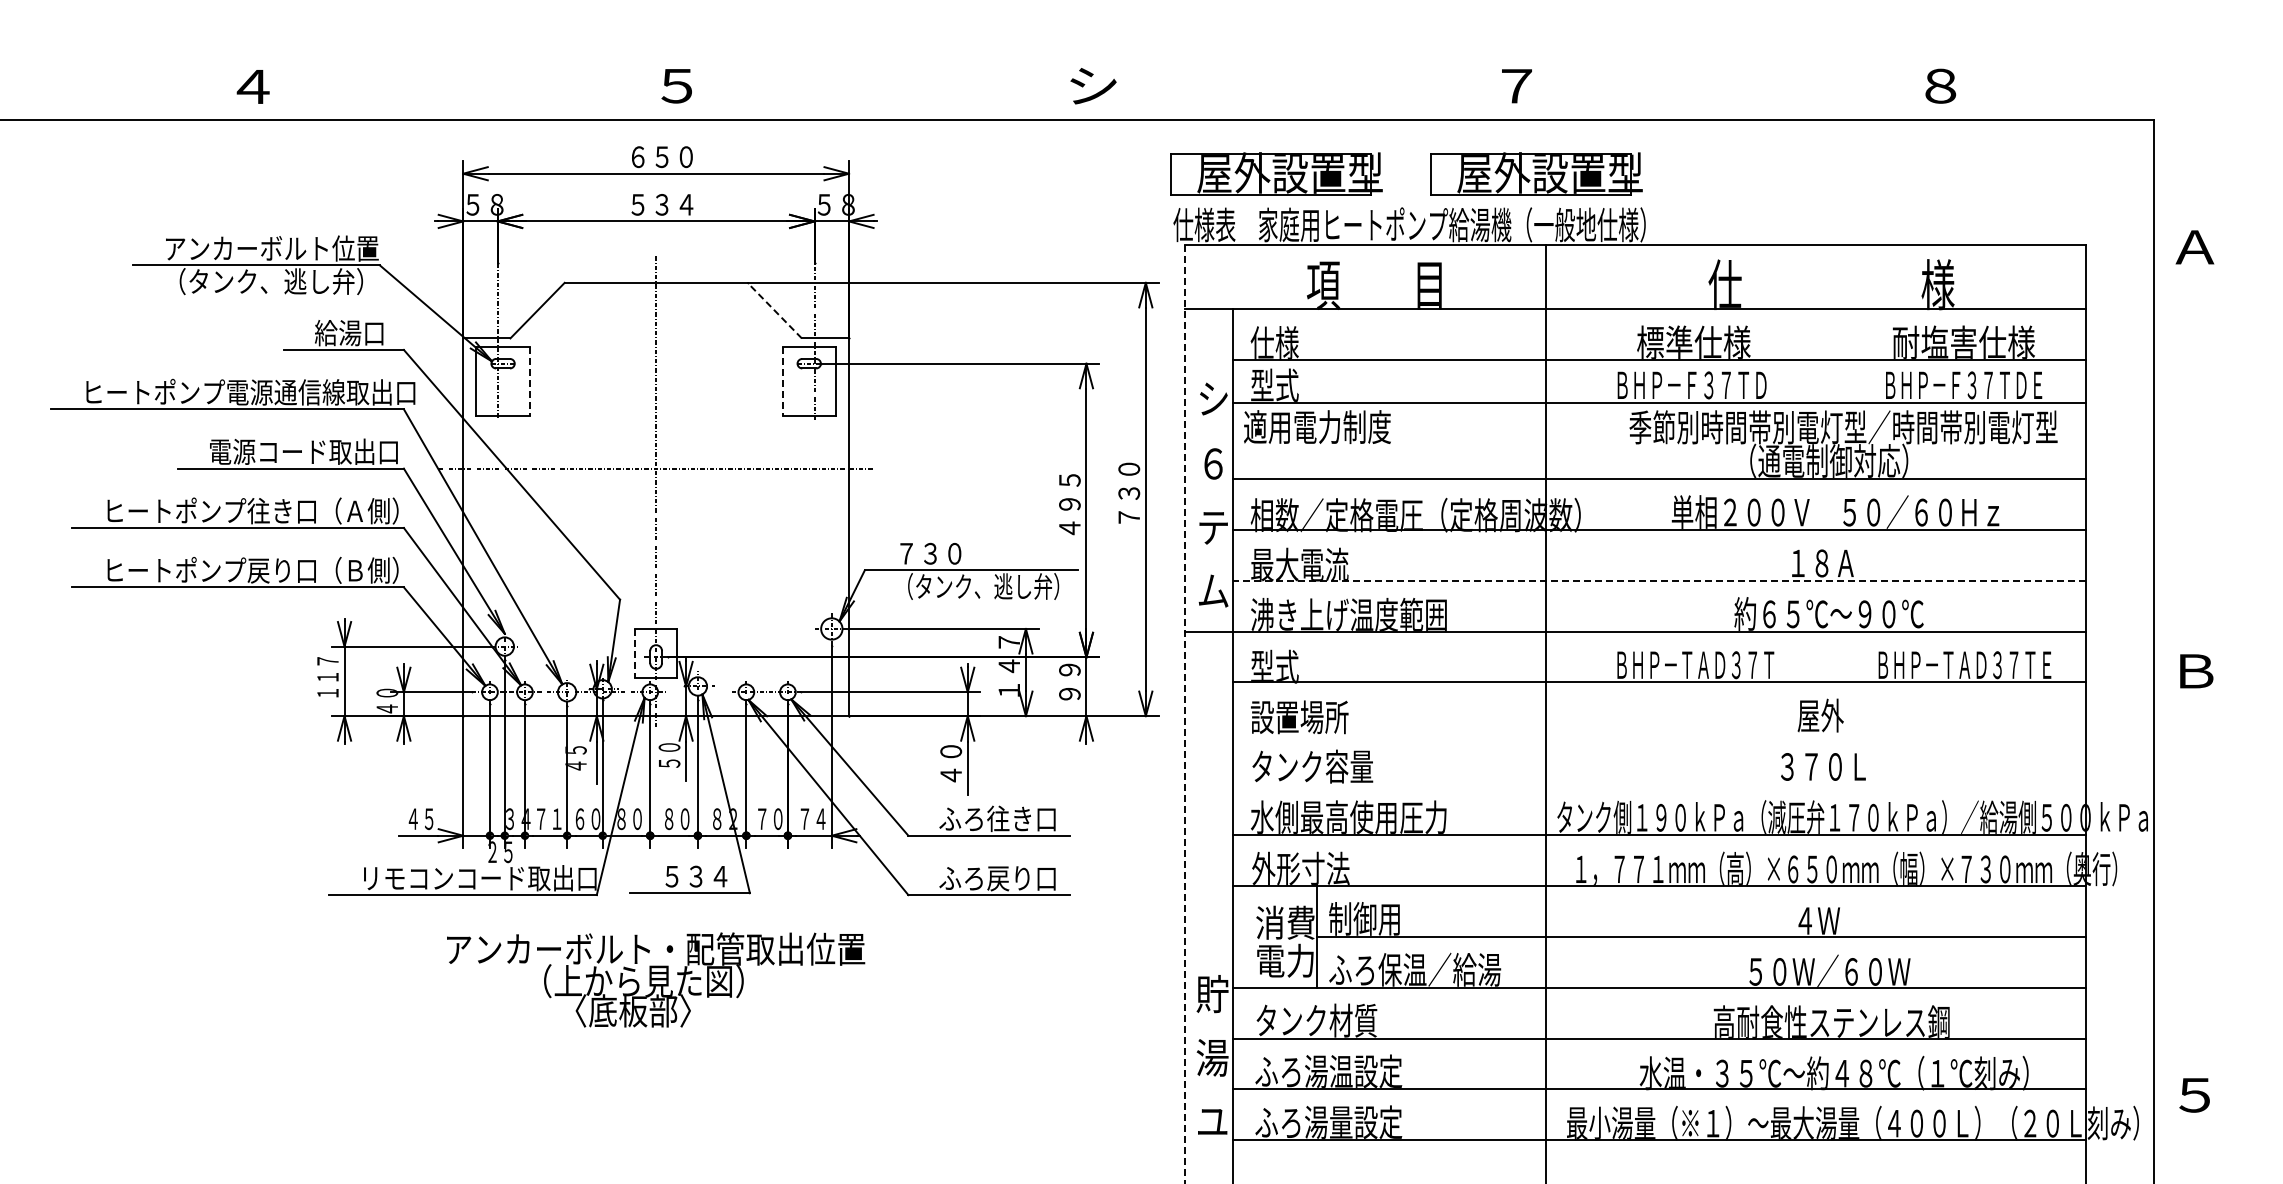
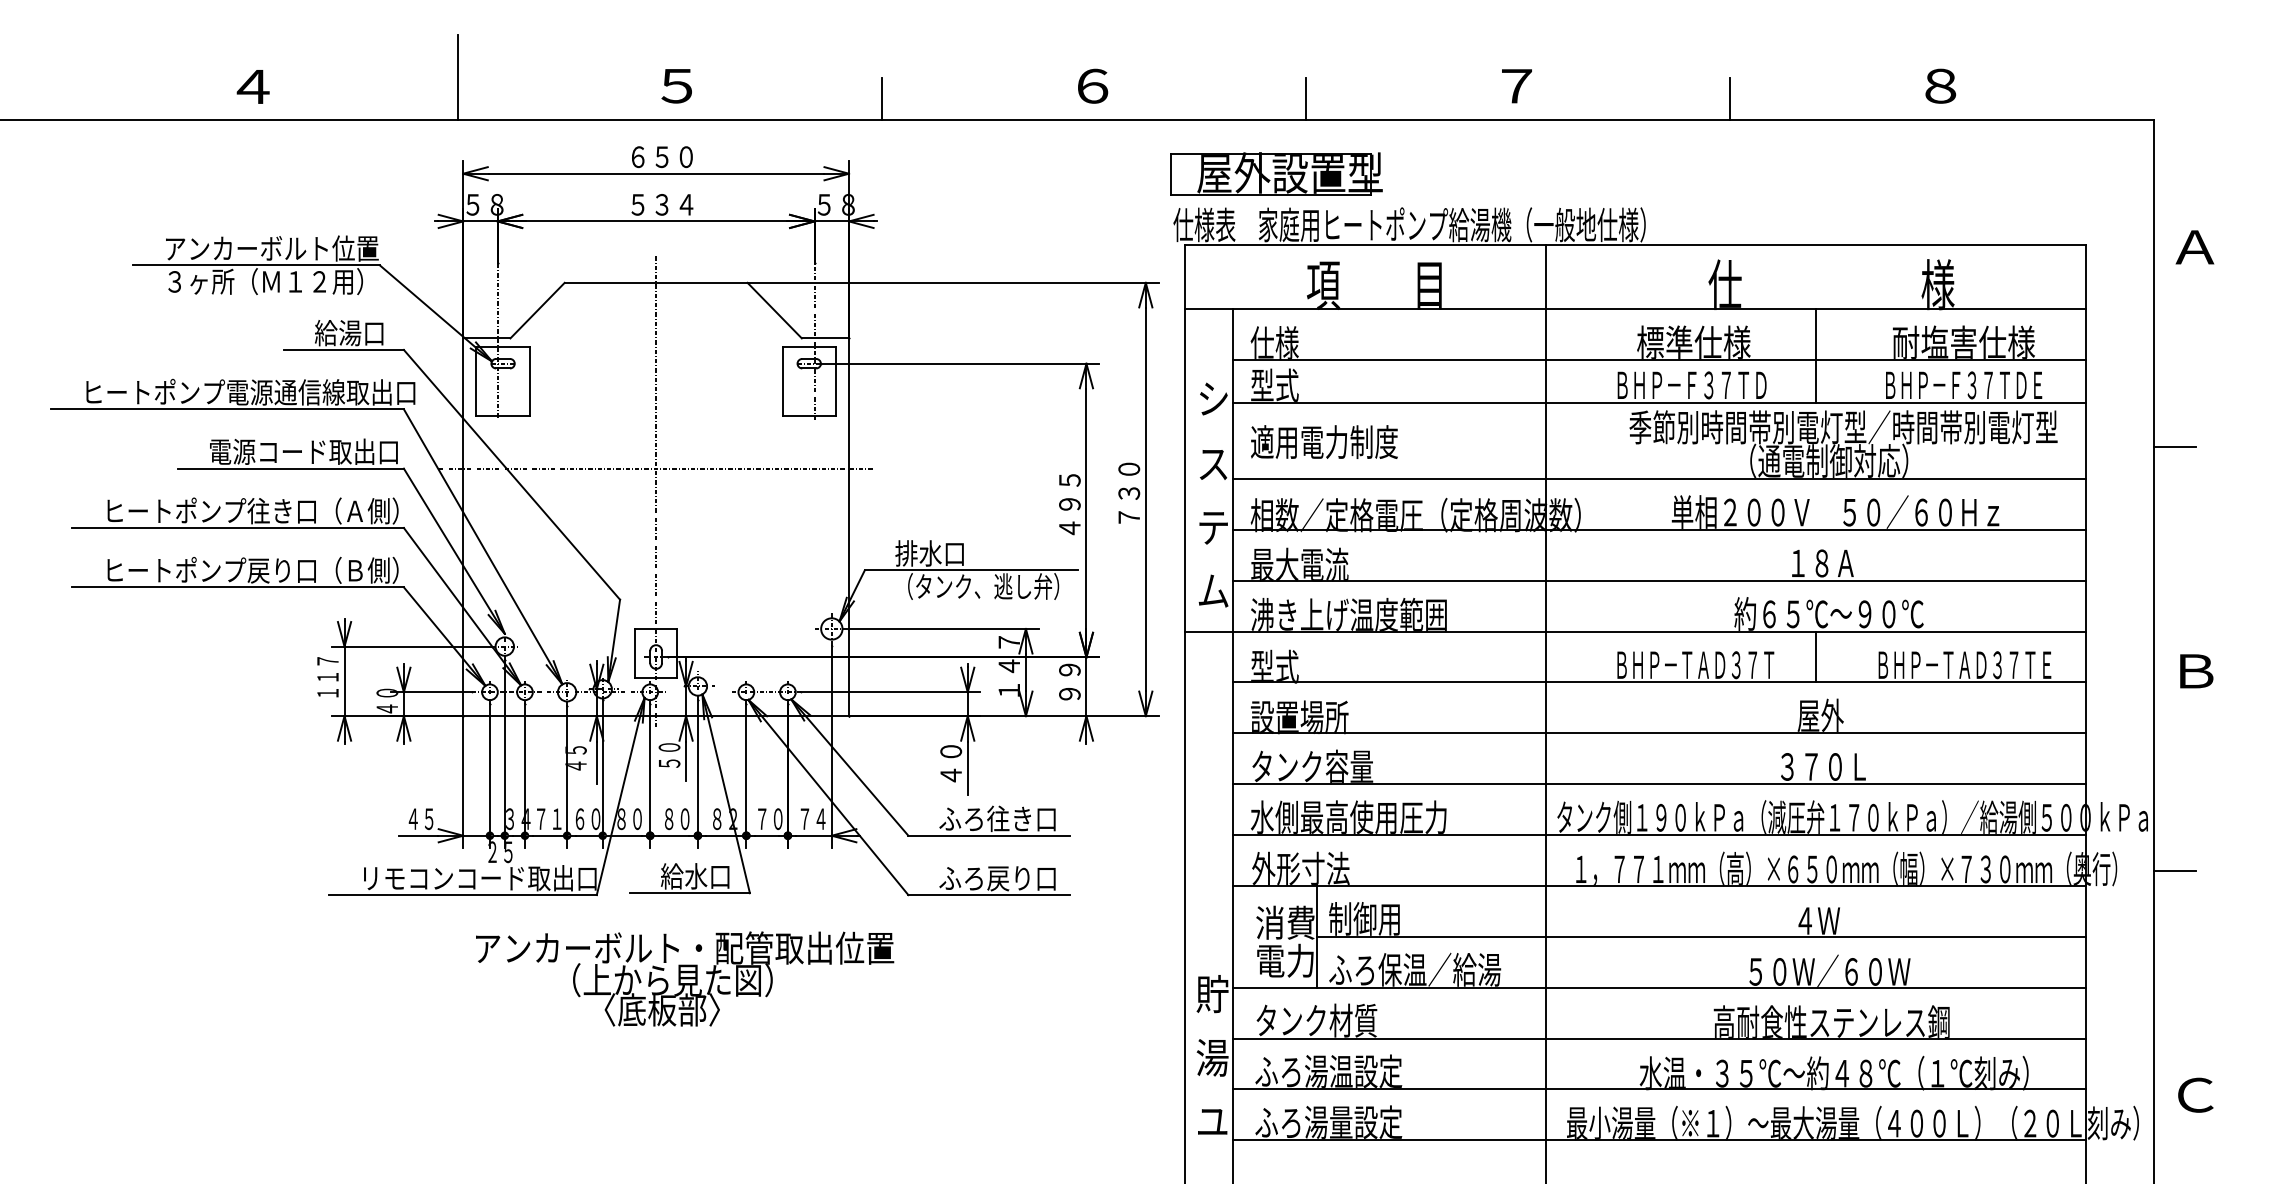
line: none -> present (457, 77)
text: シ -> ６ (1093, 86)
line: none -> present (881, 98)
line: none -> present (1305, 98)
line: none -> present (1729, 98)
part: present -> none (1536, 173)
text: （タンク、逃し弁） -> ３ヶ所（Ｍ１２用） (261, 281)
line: dashed -> solid (774, 310)
line: none -> present (1815, 355)
line: dashed -> solid (529, 382)
line: dashed -> solid (782, 382)
text position: (1317, 426) -> (1324, 441) (1324, 441)
line: none -> present (2174, 446)
text: ６ -> ス (1213, 463)
text: ７３０ -> 排水口 (929, 553)
line: dashed -> solid (1659, 580)
line: dashed -> solid (635, 653)
line: none -> present (1815, 656)
line: dashed -> solid (1185, 714)
line: none -> present (1659, 733)
line: none -> present (1659, 784)
line: none -> present (2174, 870)
text: ５３４ -> 給水口 (694, 876)
text position: (656, 979) -> (685, 978) (685, 978)
text: ５ -> Ｃ (2195, 1094)
